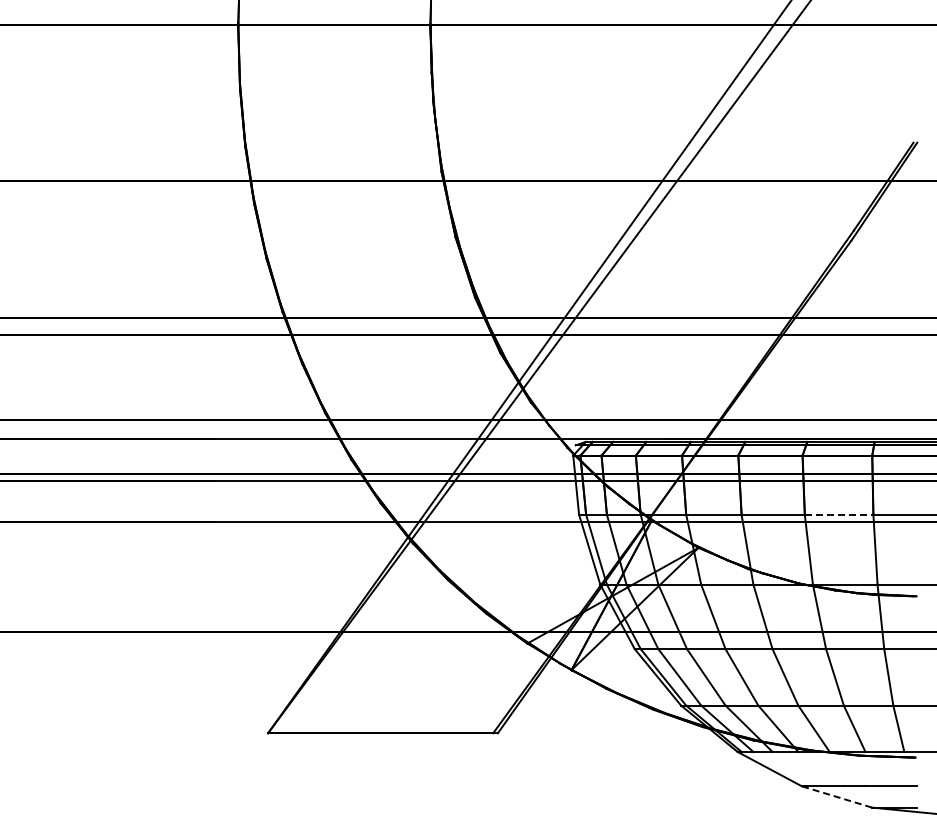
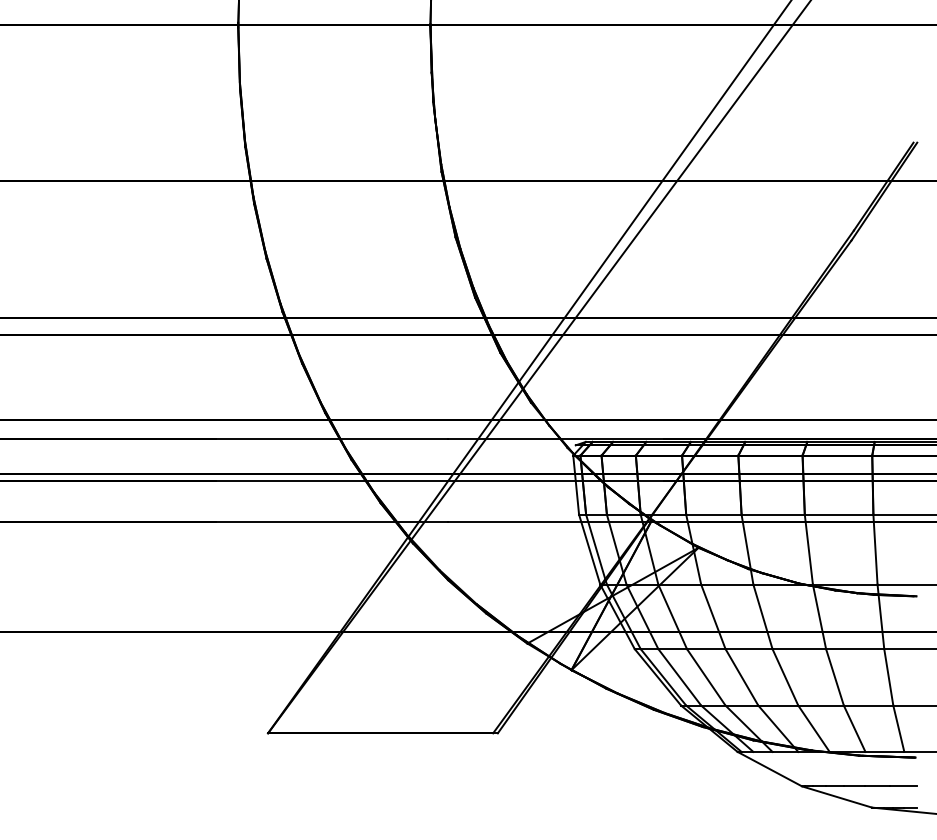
line: dashed -> solid (839, 514)
line: dashed -> solid (837, 796)
